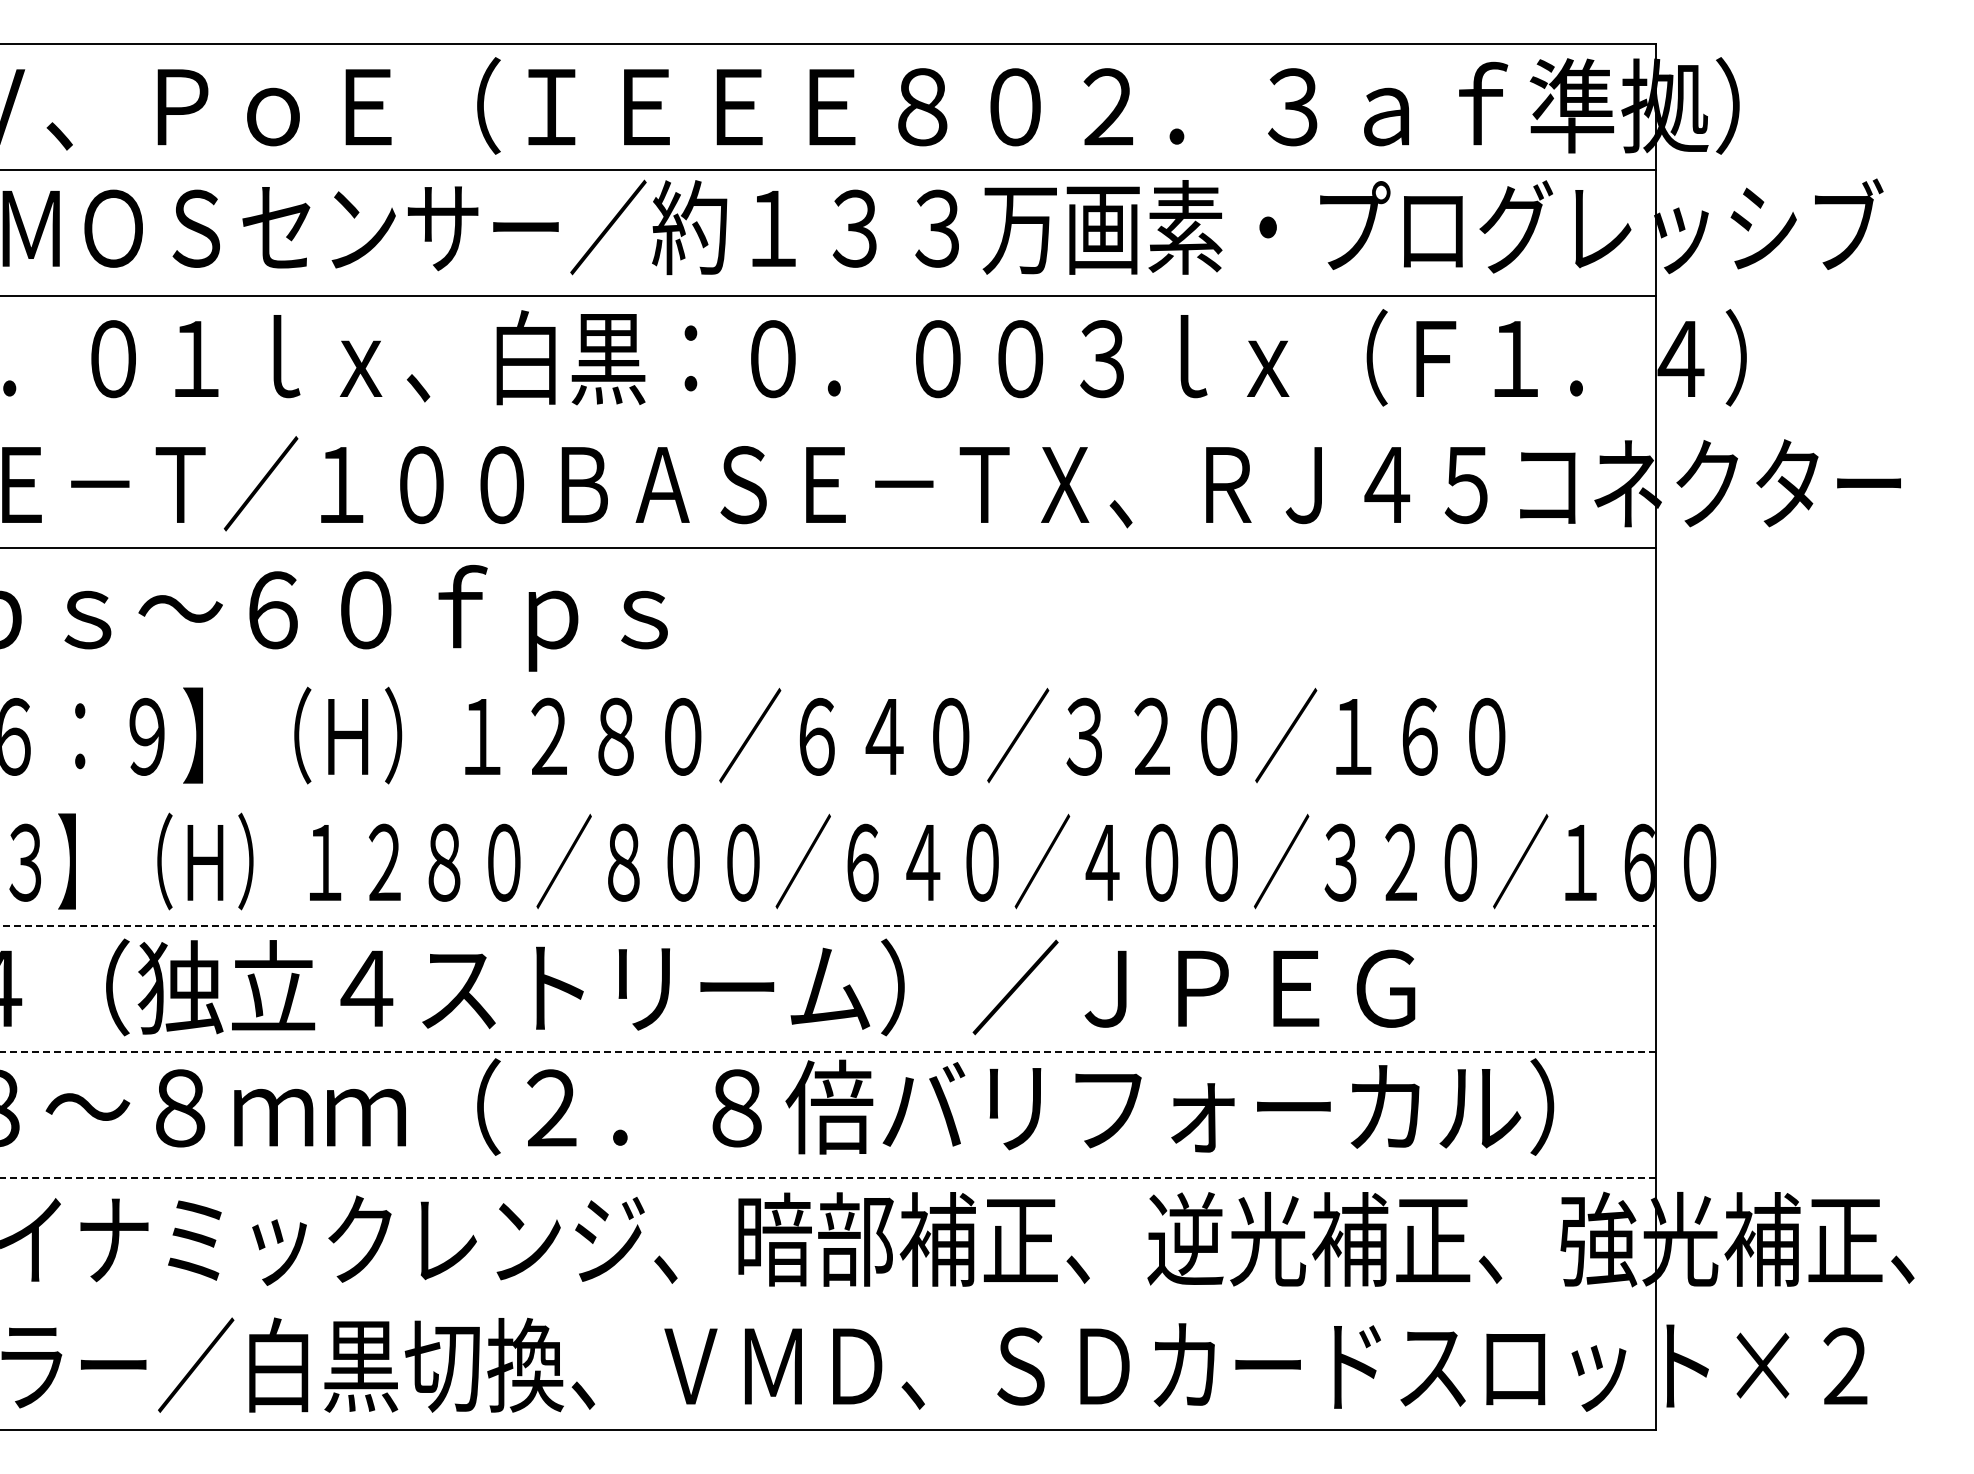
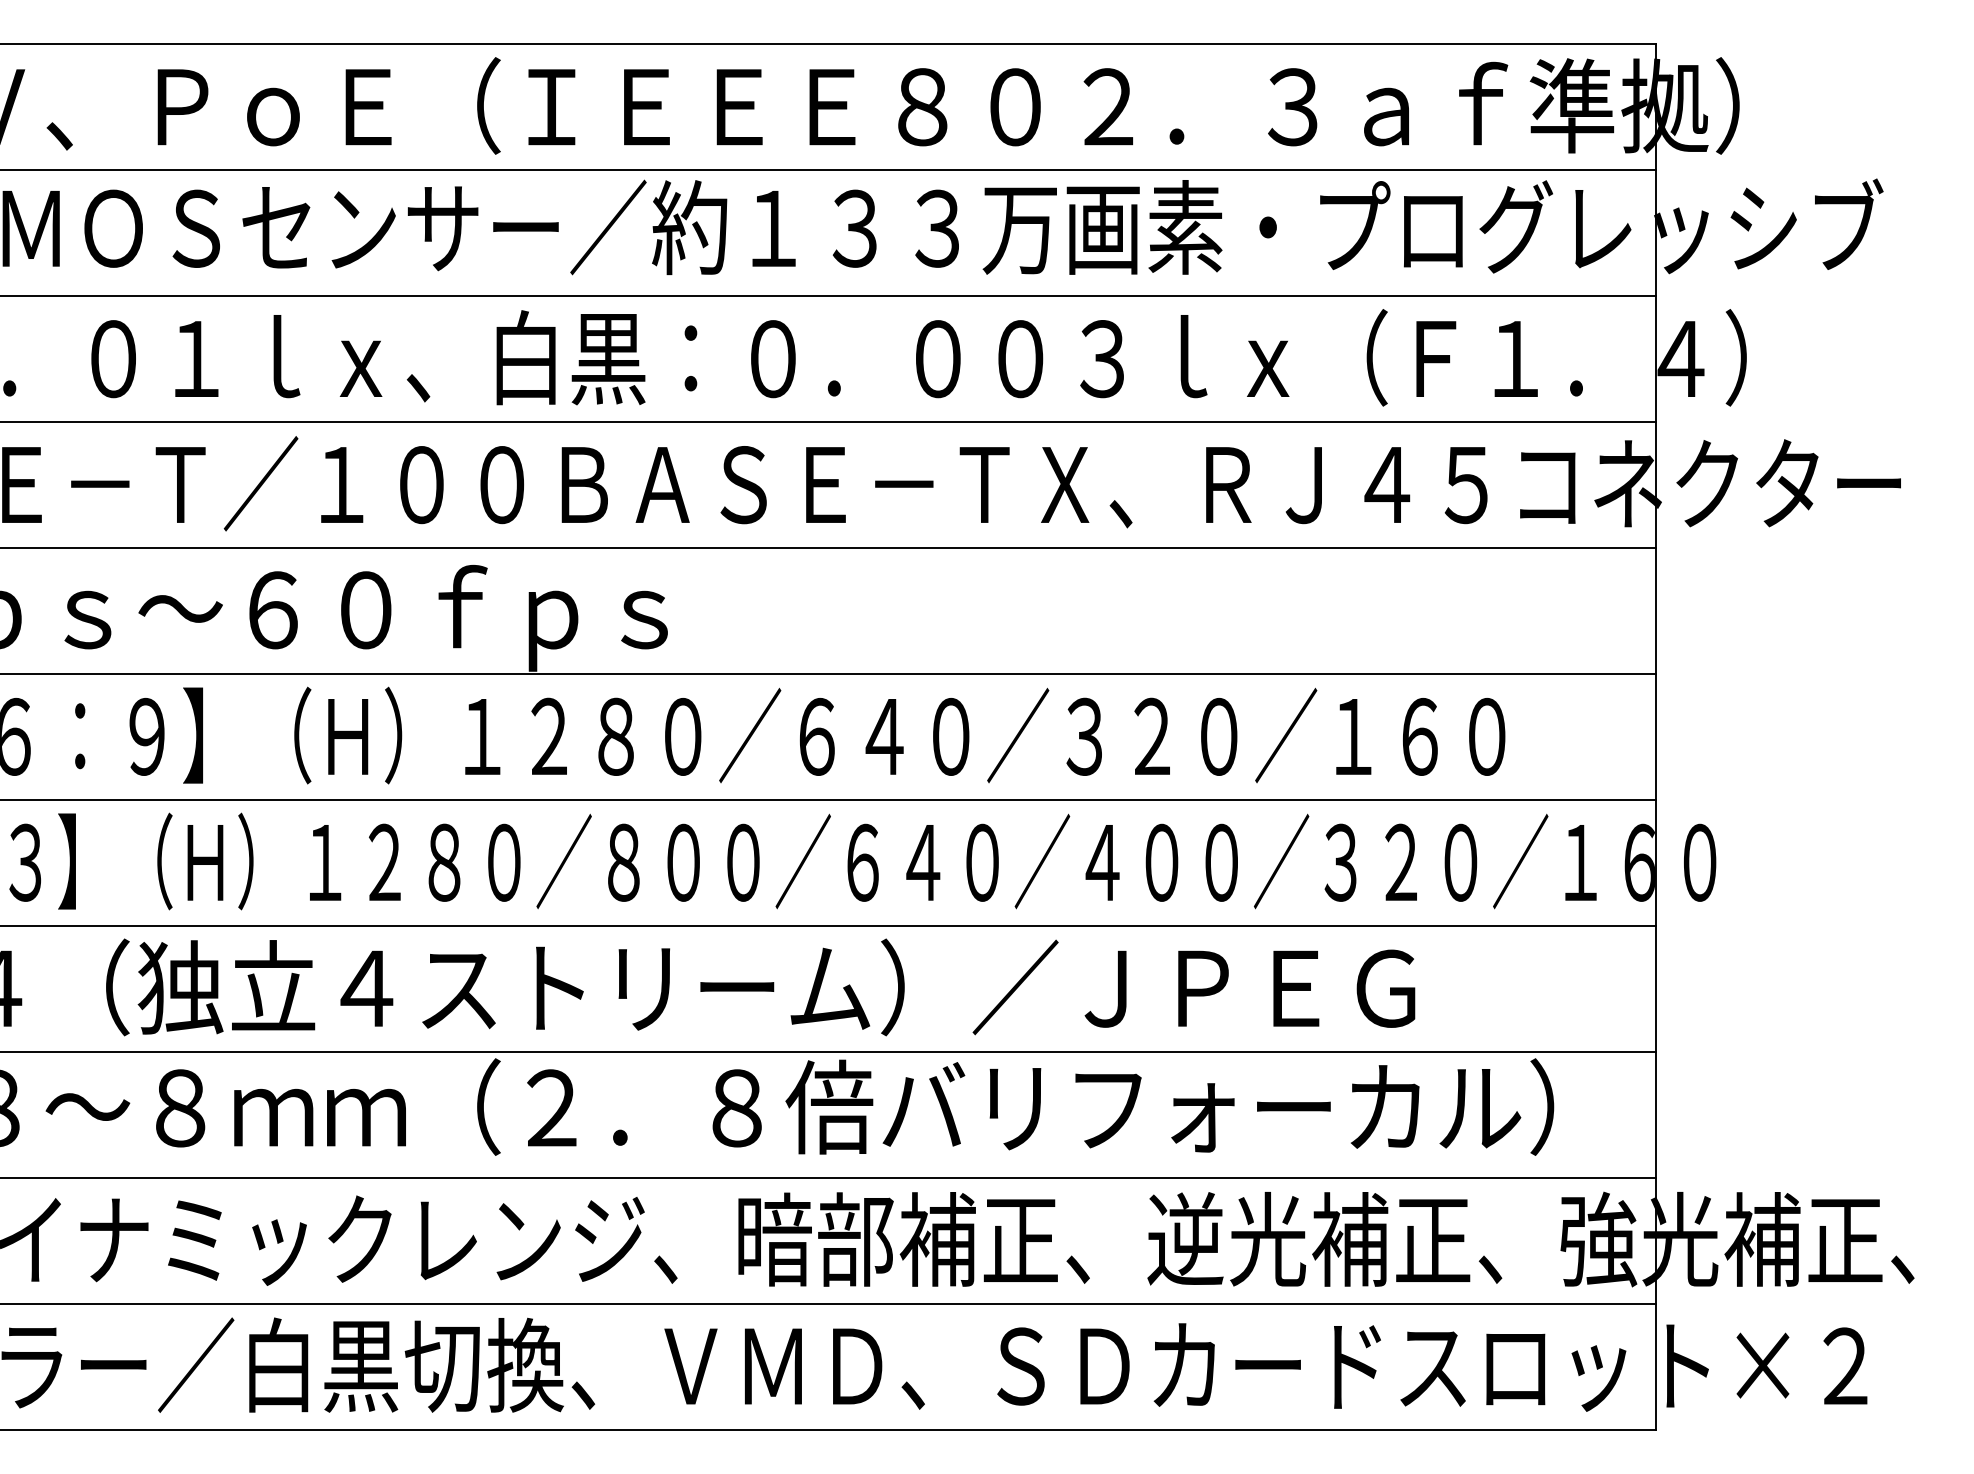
line: none -> present (828, 422)
line: none -> present (828, 674)
line: none -> present (828, 799)
line: dashed -> solid (828, 925)
line: dashed -> solid (827, 1051)
line: dashed -> solid (827, 1177)
line: none -> present (828, 1303)
